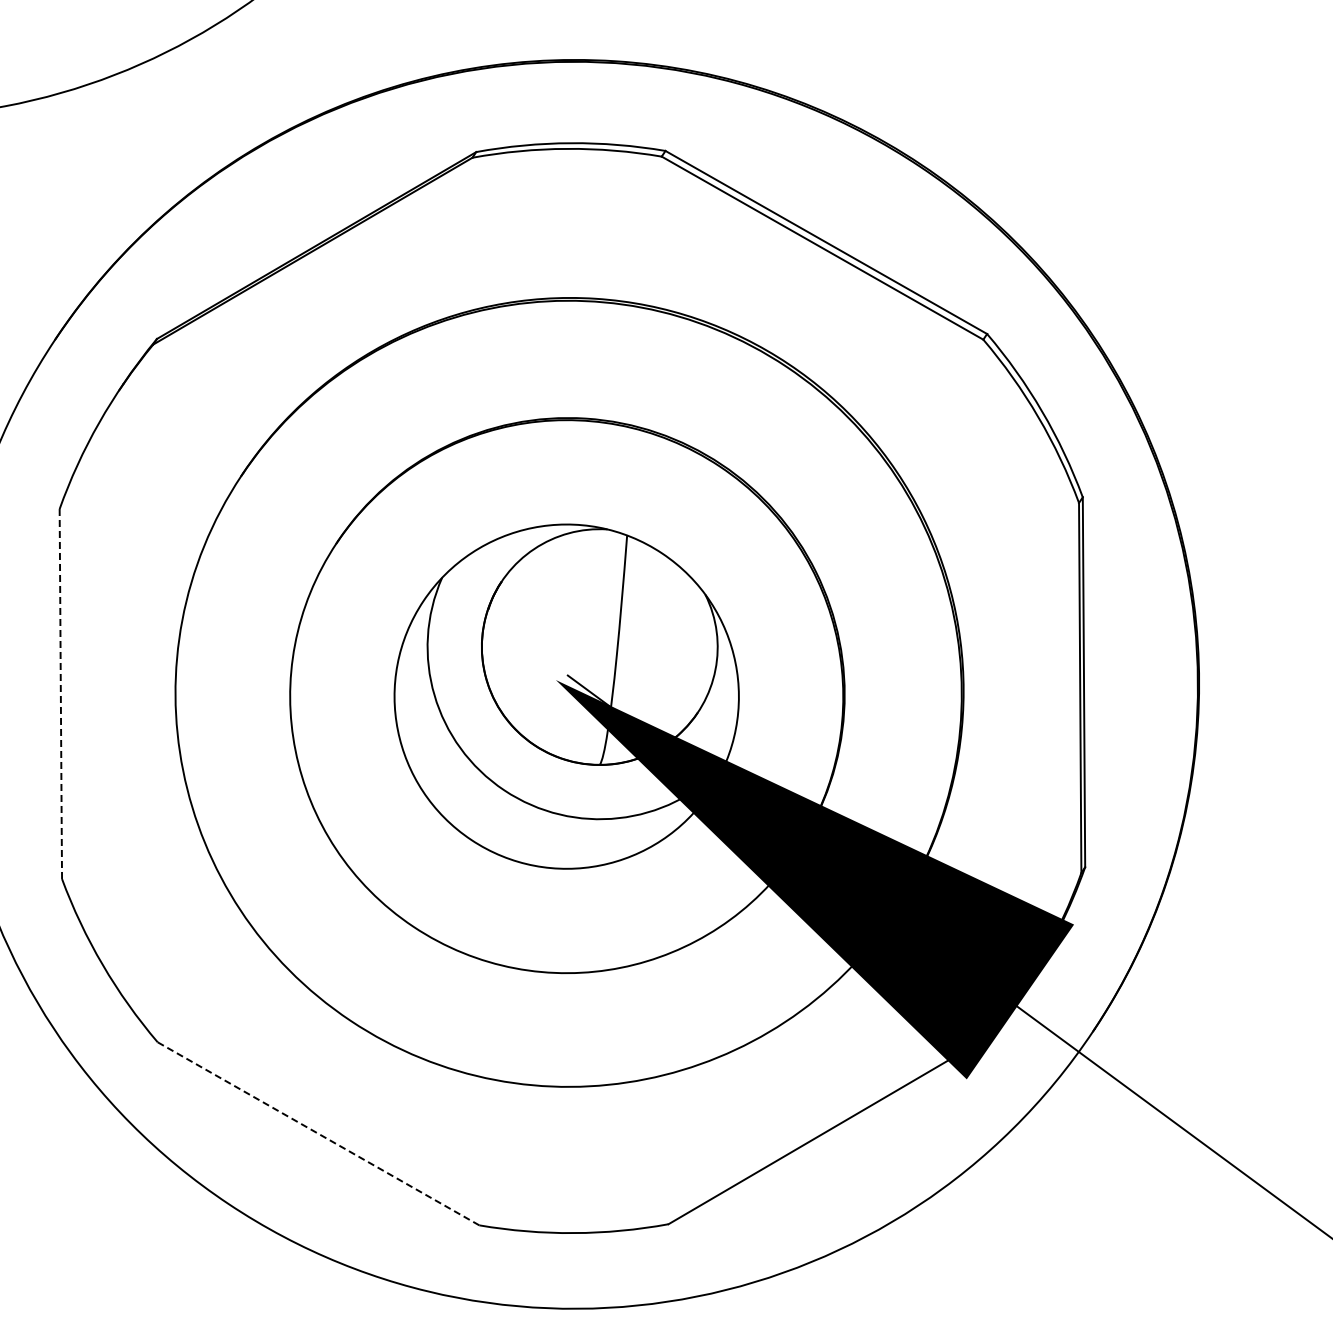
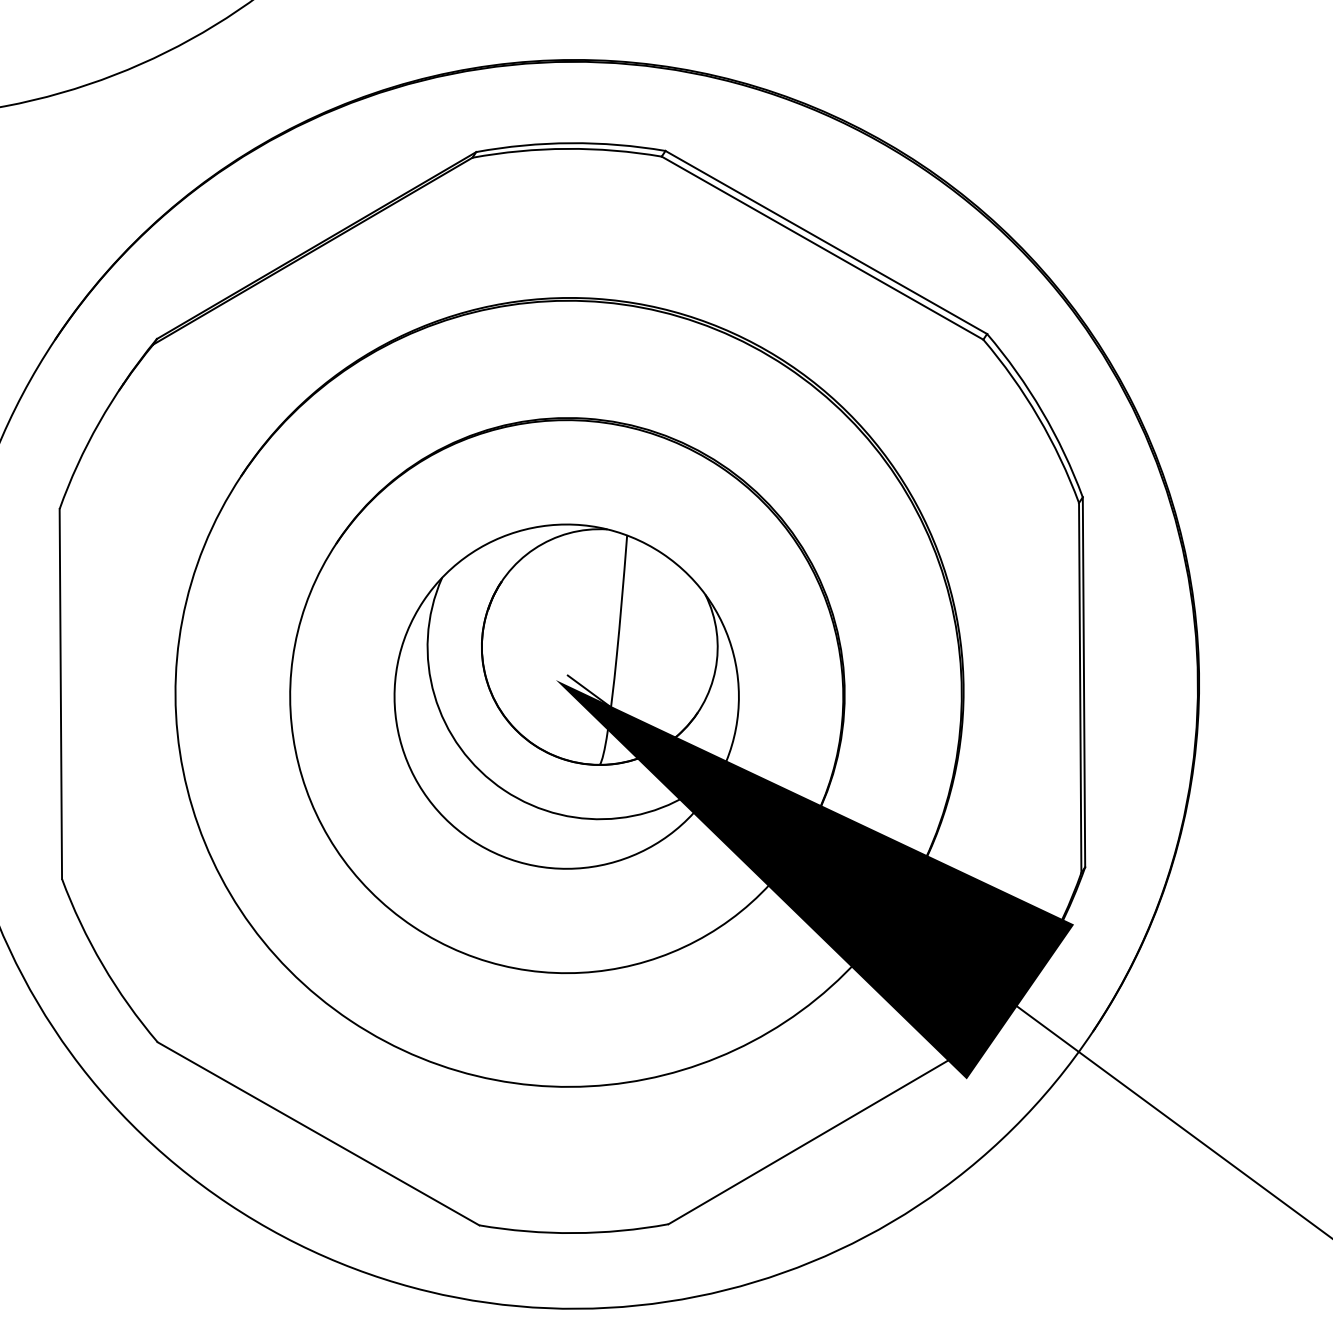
line: dashed -> solid (60, 694)
line: dashed -> solid (318, 1133)
